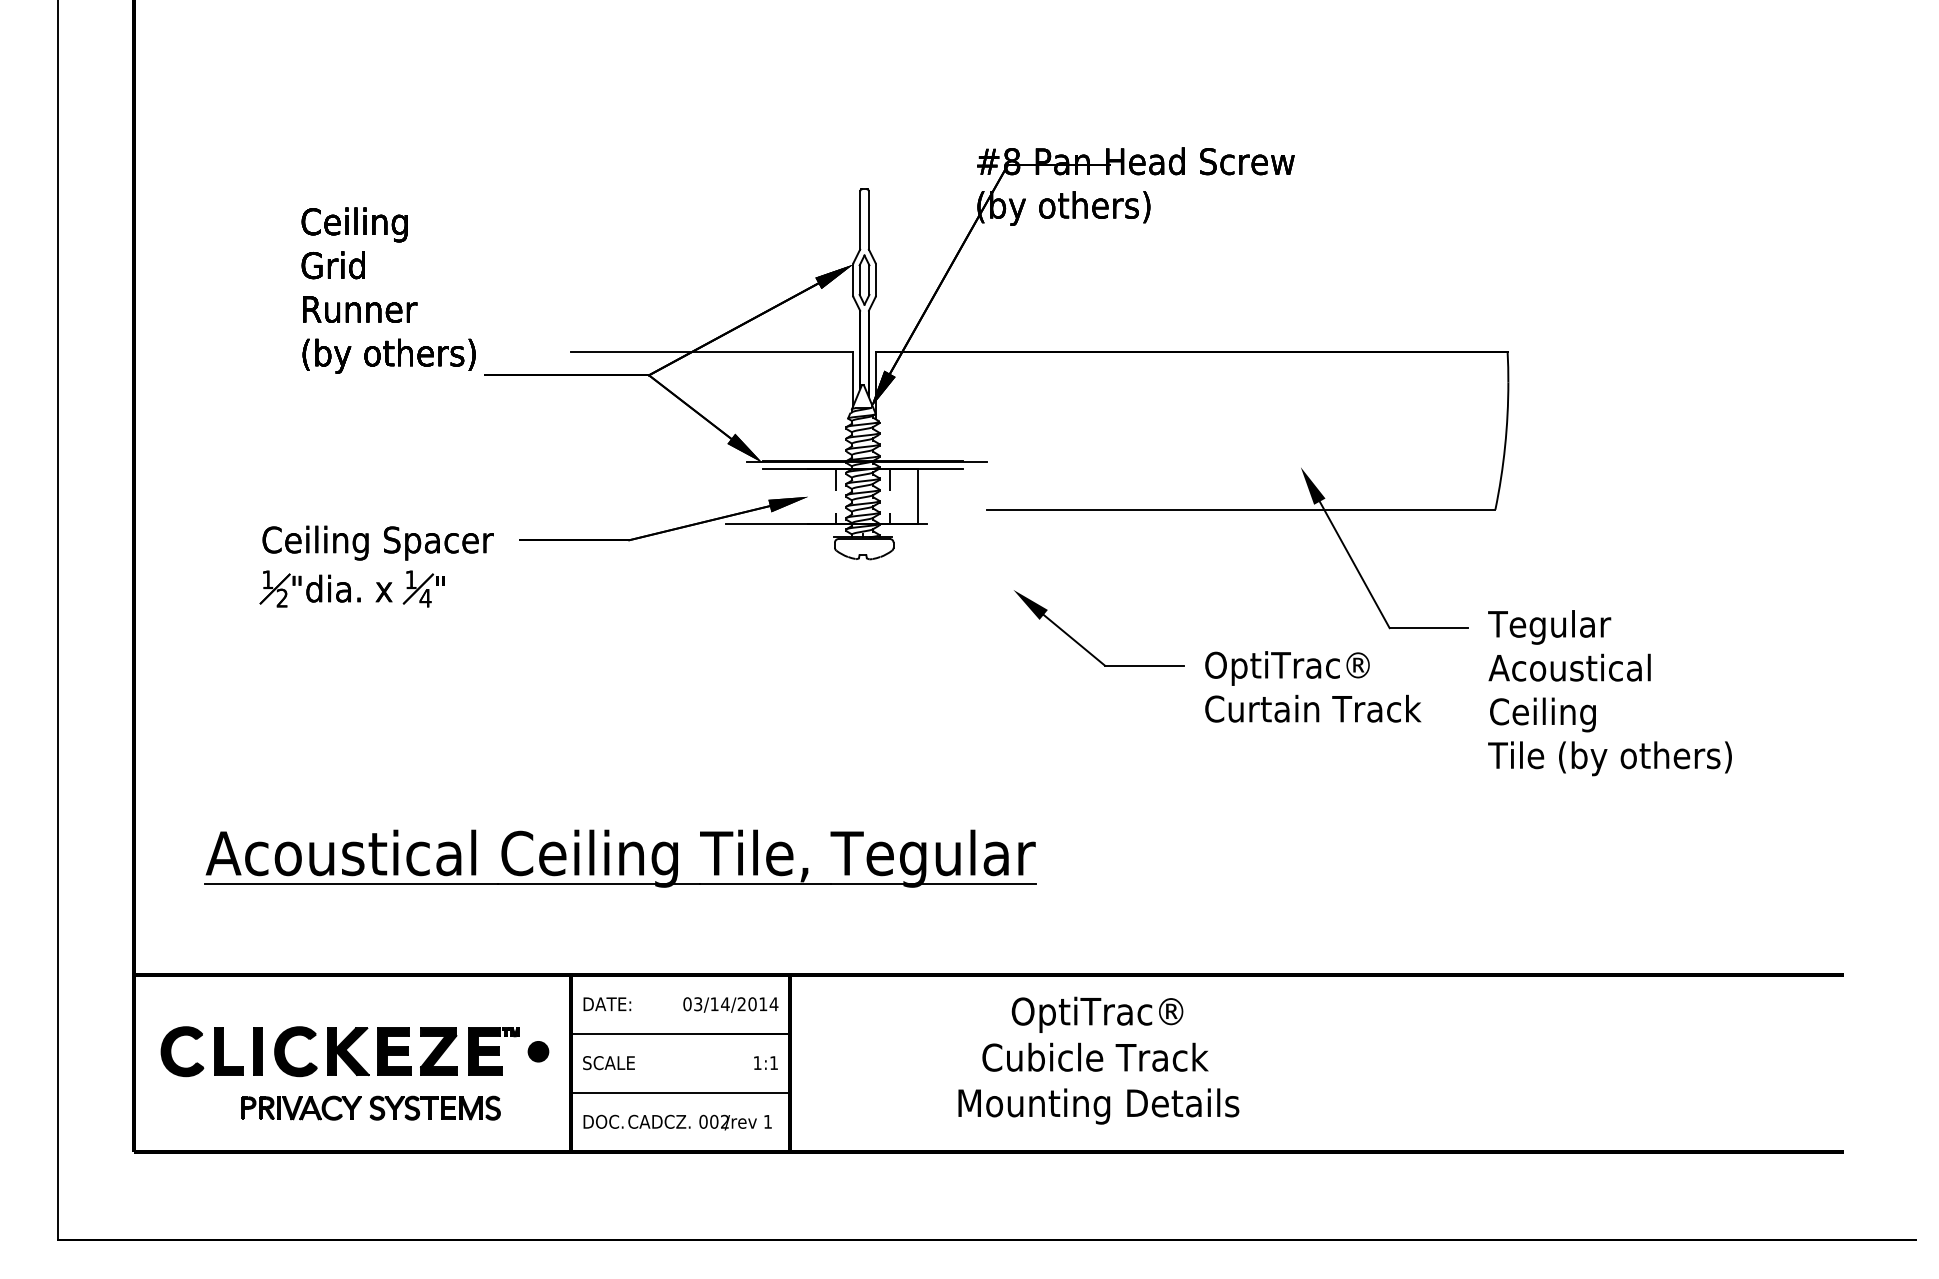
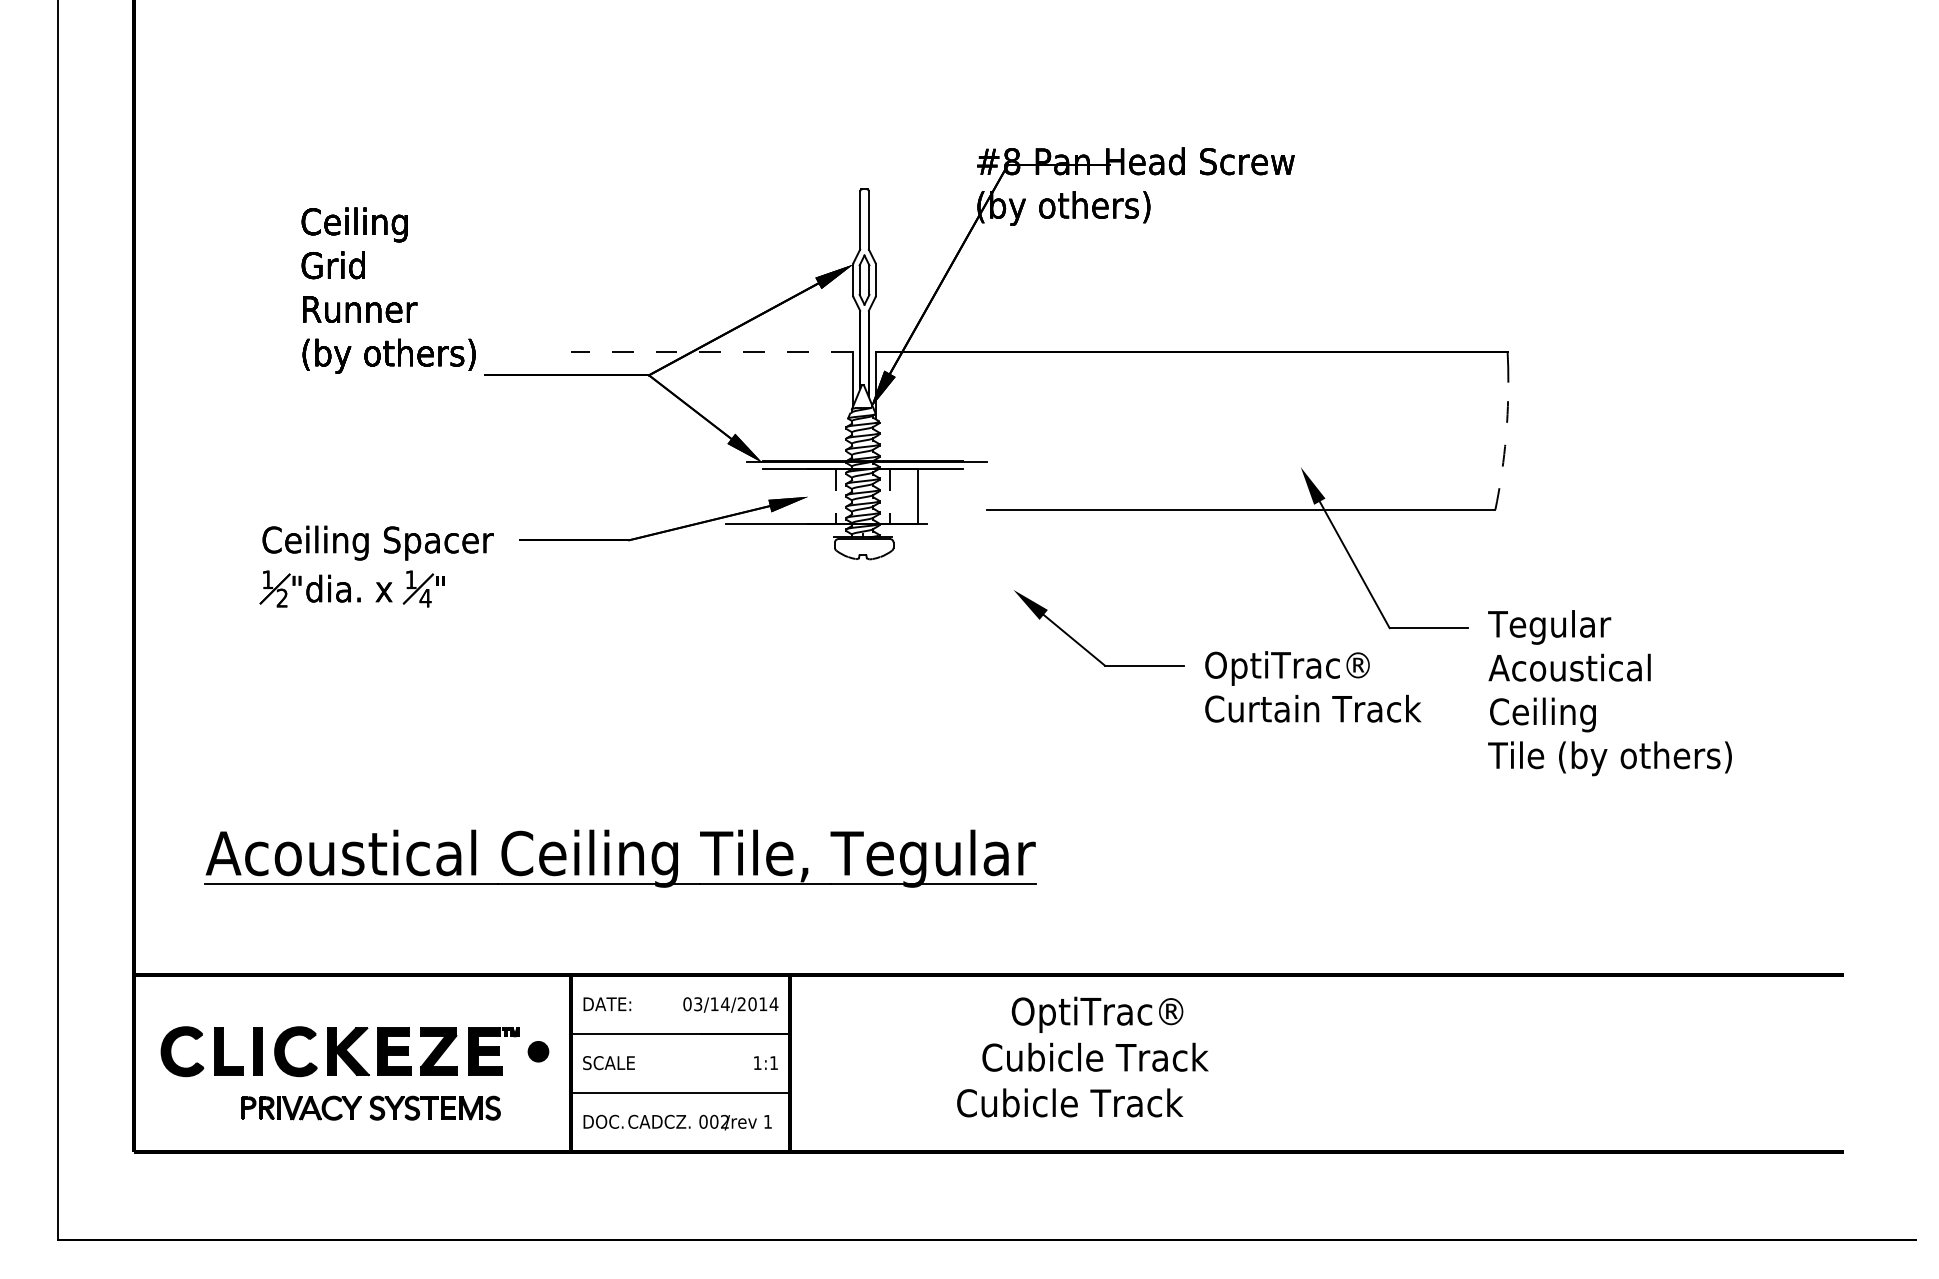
line: solid -> dashed (711, 352)
arc: solid -> dashed (1505, 446)
text: Mounting Details -> Cubicle Track (1098, 1106)
